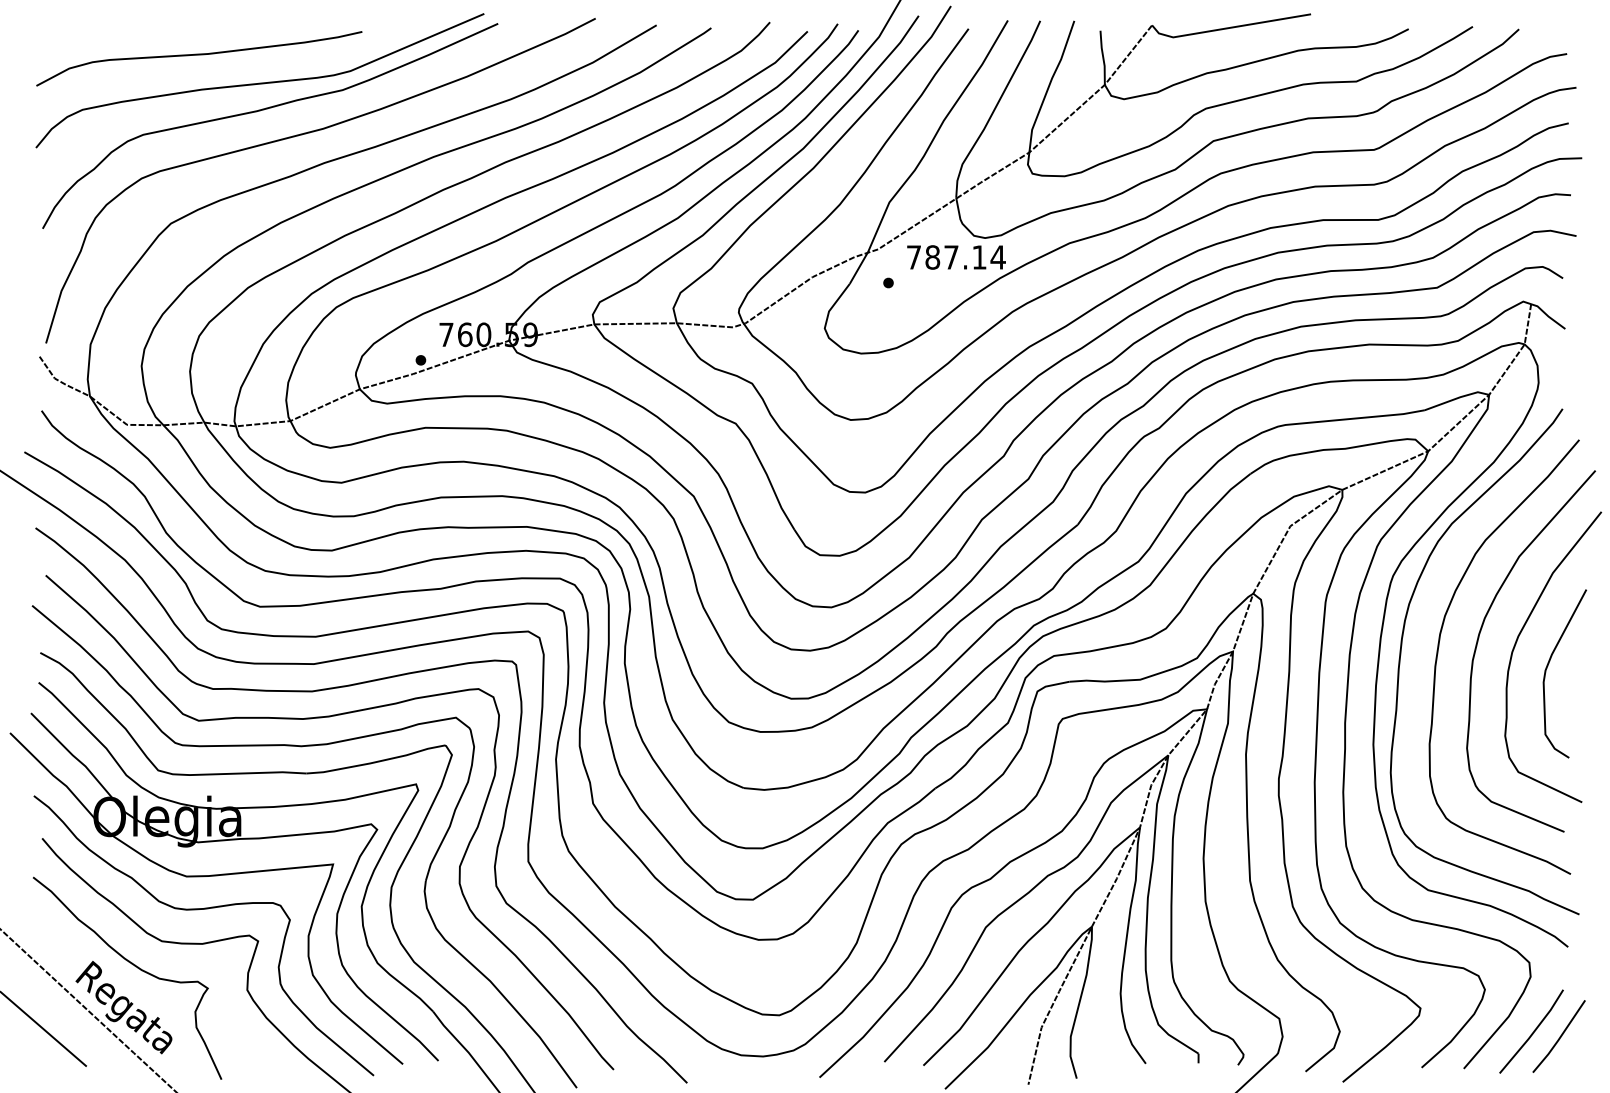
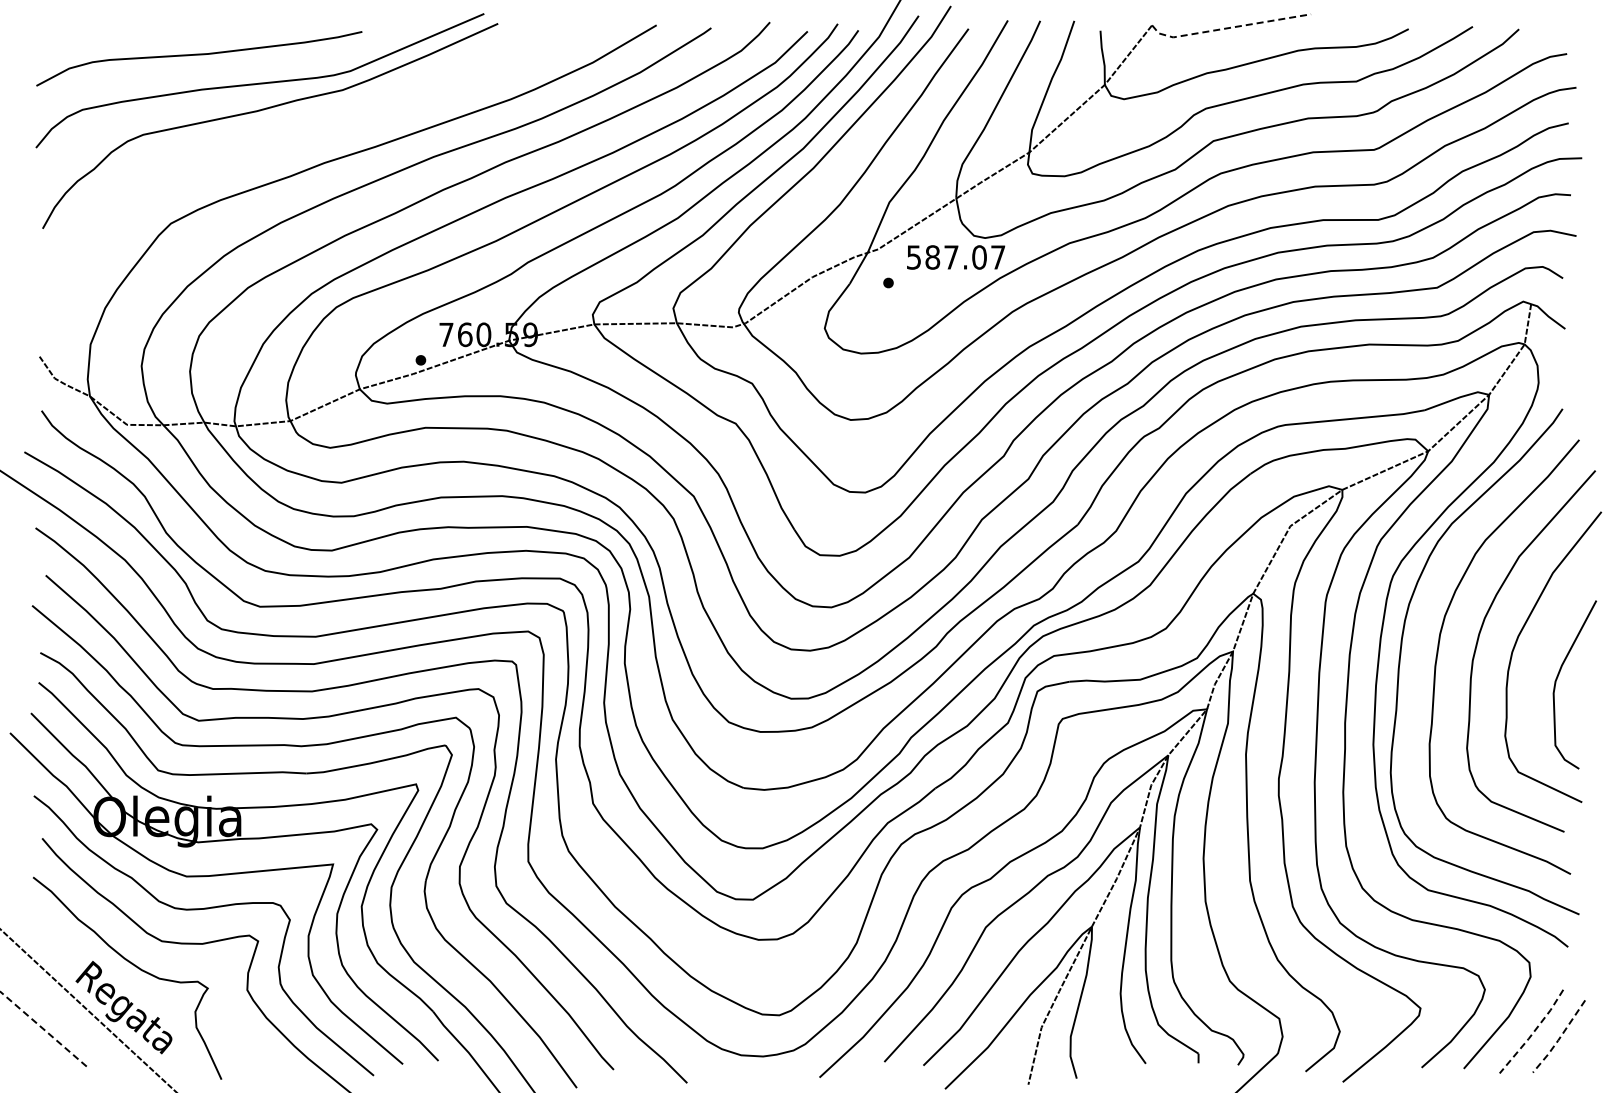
line: solid -> dashed (1228, 28)
curve: present -> none (306, 134)
text: 787.14 -> 587.07 (956, 257)
curve position: (1548, 666) -> (1558, 677) (1558, 677)
line: solid -> dashed (43, 1029)
line: solid -> dashed (1533, 1032)
line: solid -> dashed (1559, 1038)
